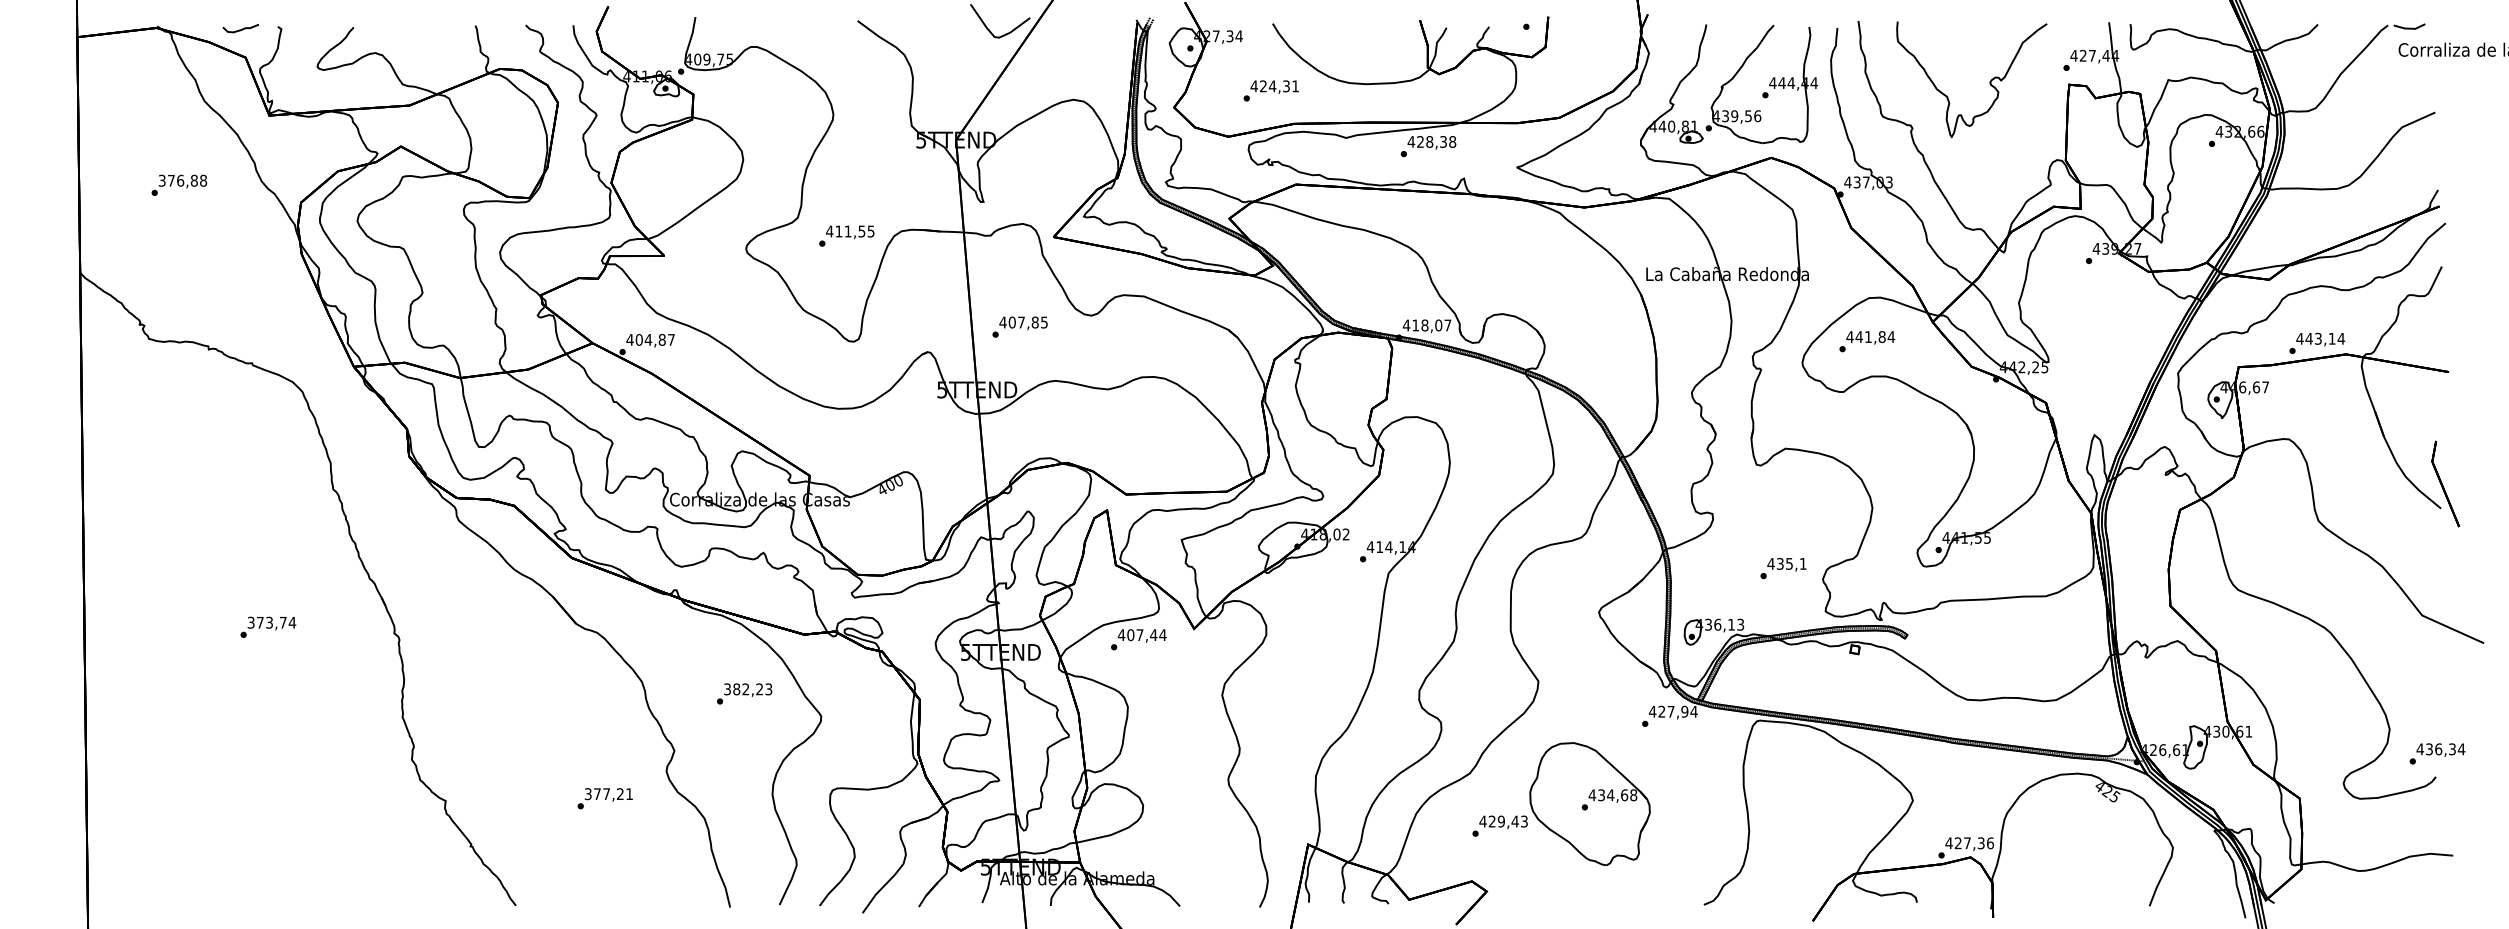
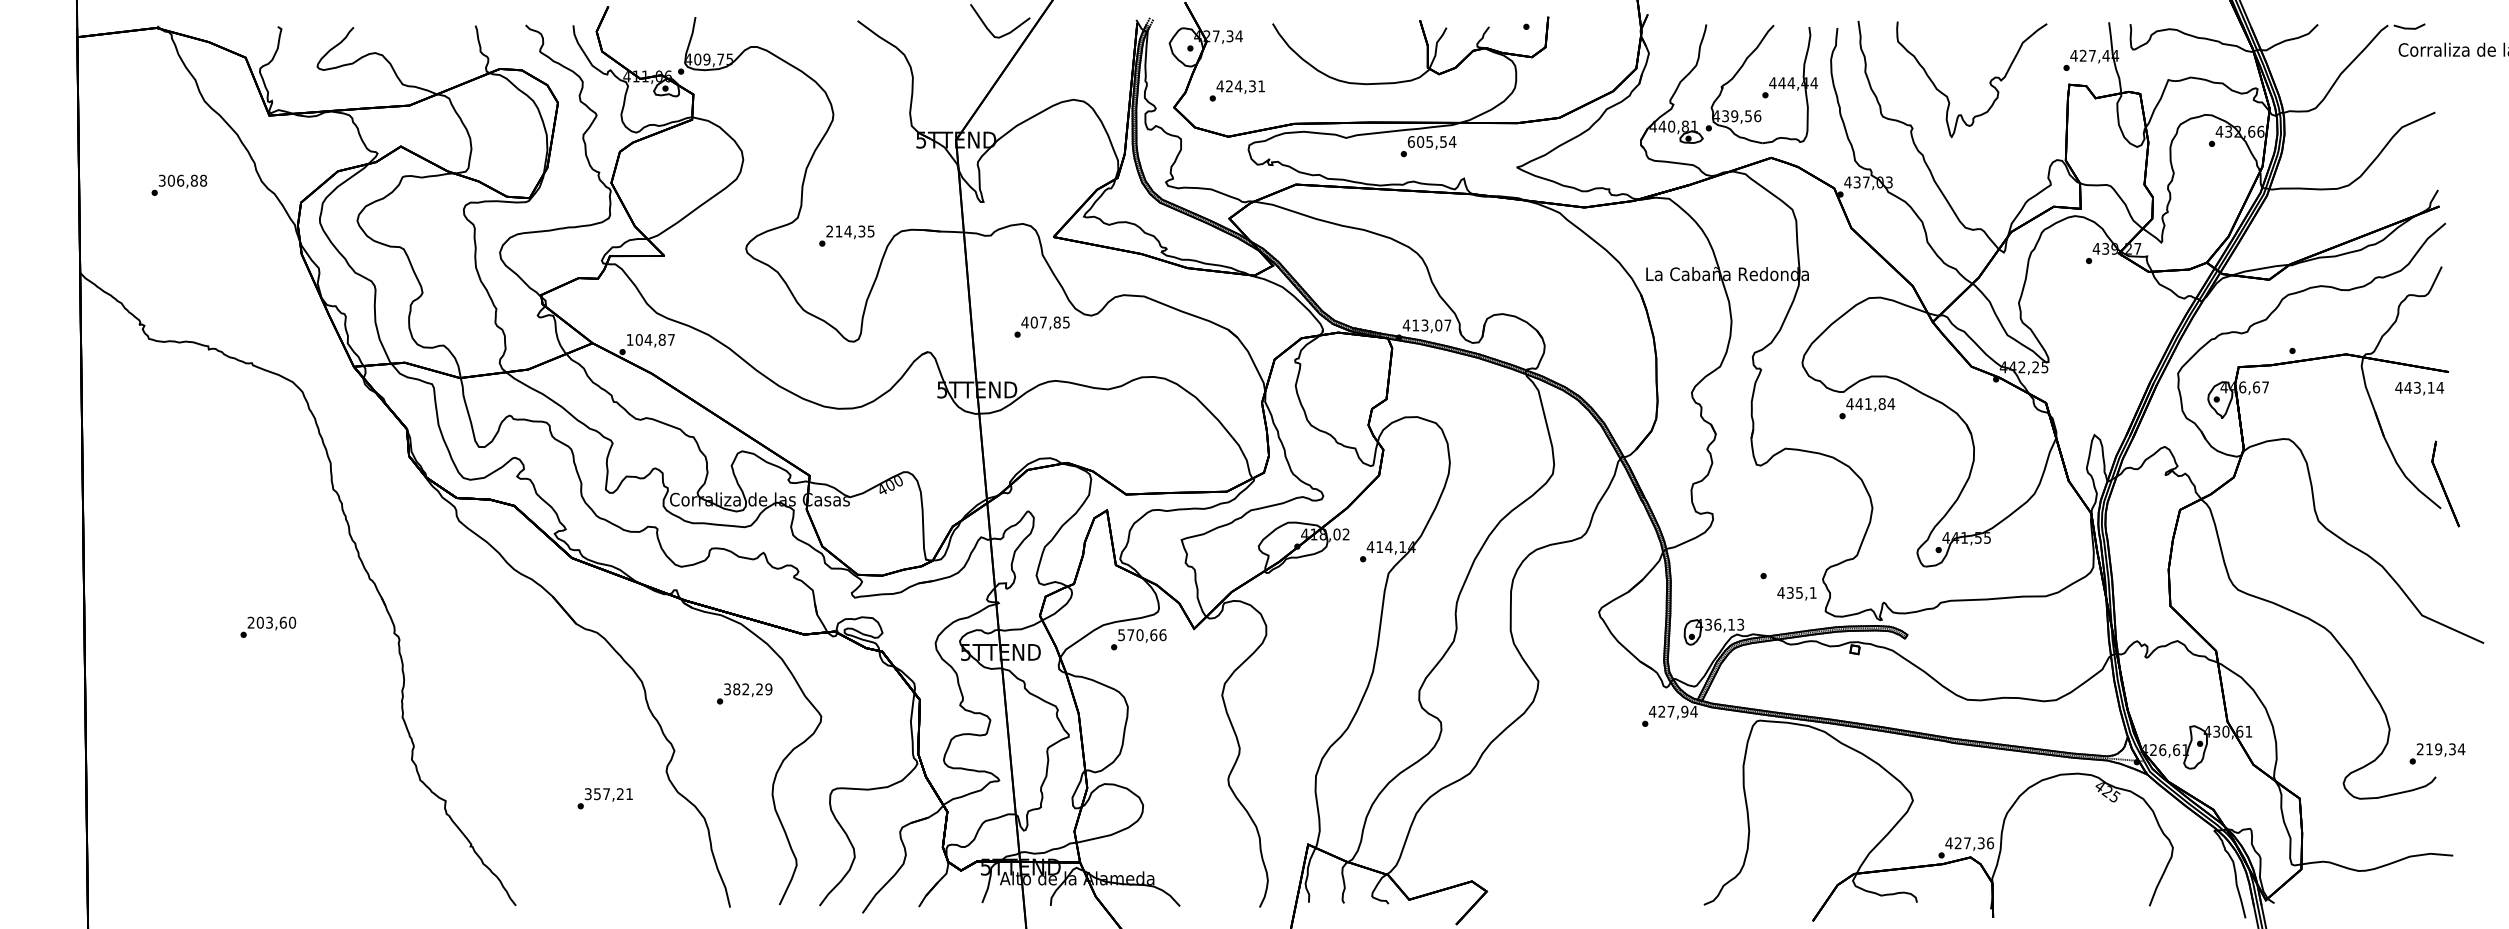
curve: present -> none (240, 29)
text position: (1270, 90) -> (1236, 90) (1236, 90)
text: 428,38 -> 605,54 (1431, 141)
text: 376,88 -> 306,88 (170, 180)
text: 411,55 -> 214,35 (845, 231)
text: 418,07 -> 413,07 (1424, 325)
text position: (1019, 326) -> (1041, 326) (1041, 326)
text: 404,87 -> 104,87 (629, 339)
text position: (2320, 339) -> (2419, 388) (2419, 388)
text position: (1867, 341) -> (1867, 408) (1867, 408)
text position: (1786, 564) -> (1796, 593) (1796, 593)
text: 373,74 -> 203,60 (271, 622)
text: 407,44 -> 570,66 (1141, 635)
text: 382,23 -> 382,29 (768, 689)
text: 436,34 -> 219,34 (2429, 749)
text: 377,21 -> 357,21 (597, 794)
part: present -> none (1561, 804)
